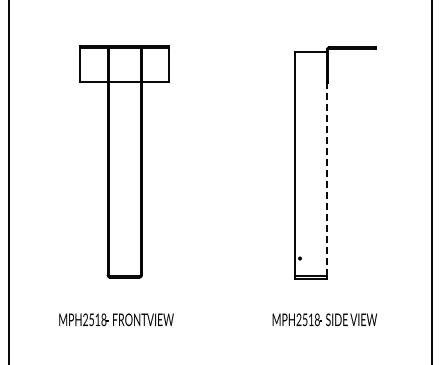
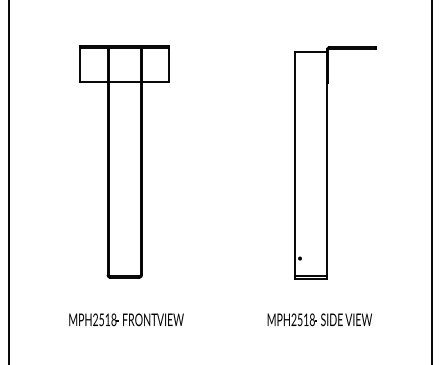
line: dashed -> solid (327, 179)
text position: (116, 319) -> (126, 319) (126, 319)
text position: (324, 319) -> (319, 319) (319, 319)
